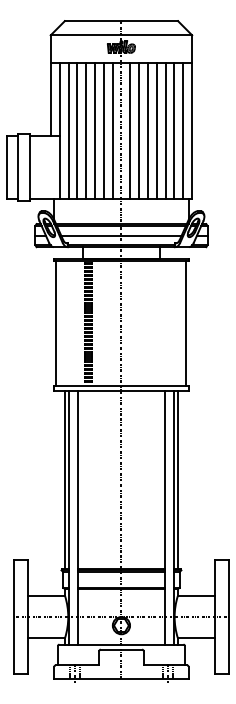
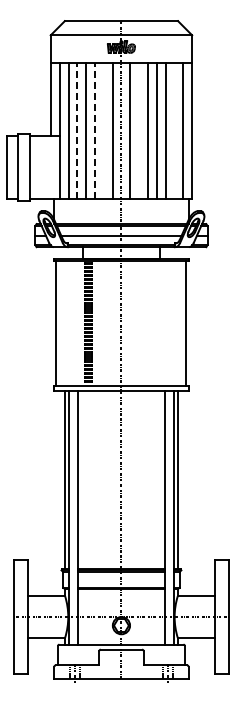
line: solid -> dashed (77, 130)
line: solid -> dashed (95, 130)
line: present -> none (103, 131)
line: present -> none (139, 131)
line: present -> none (174, 131)
